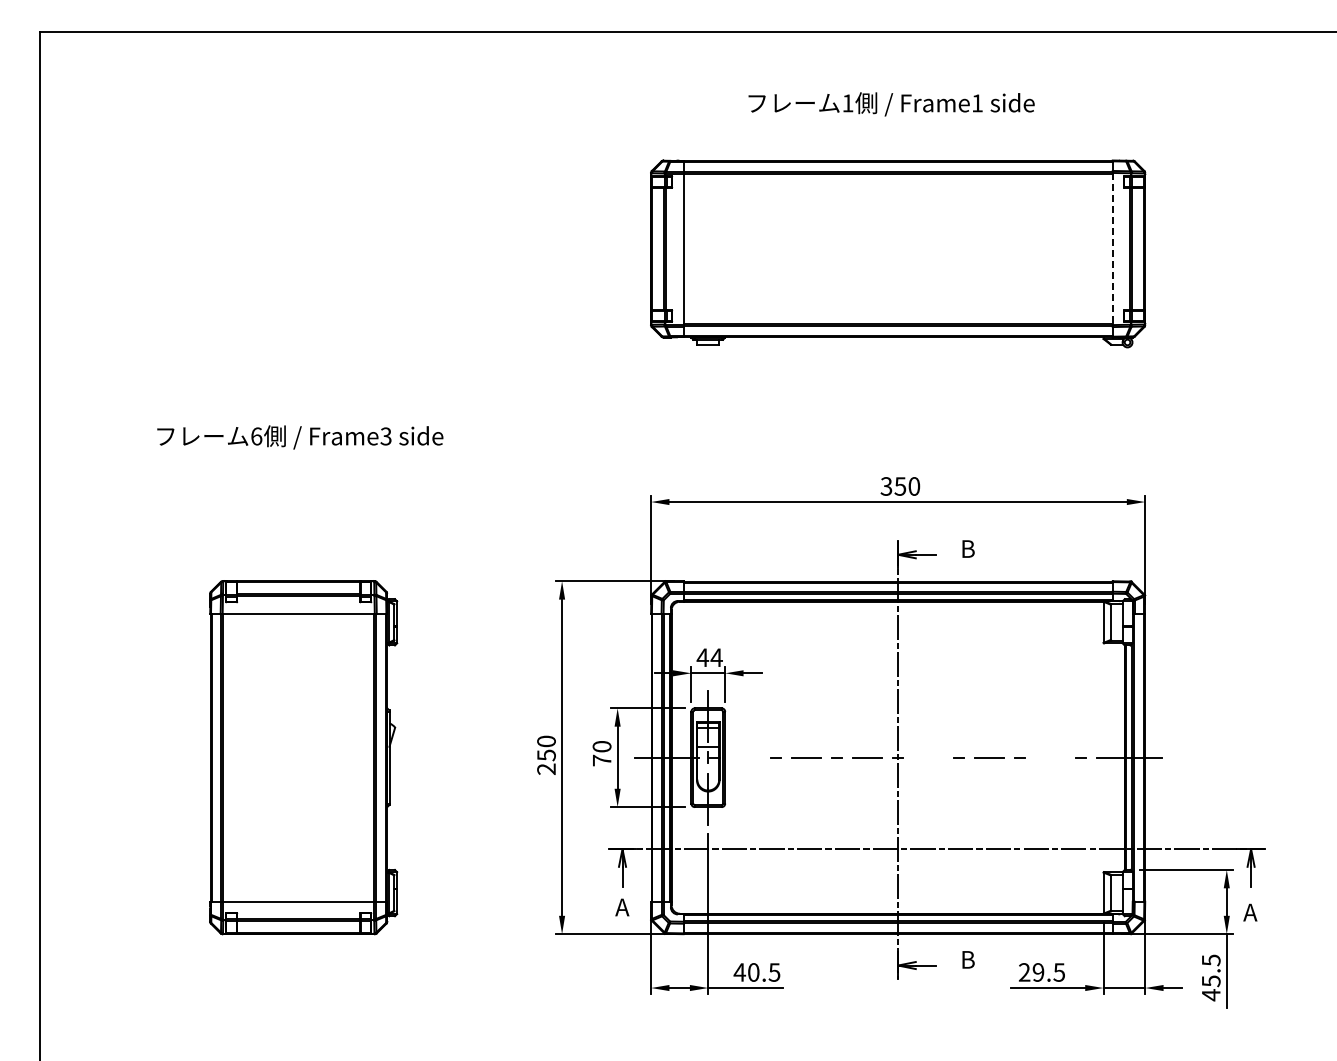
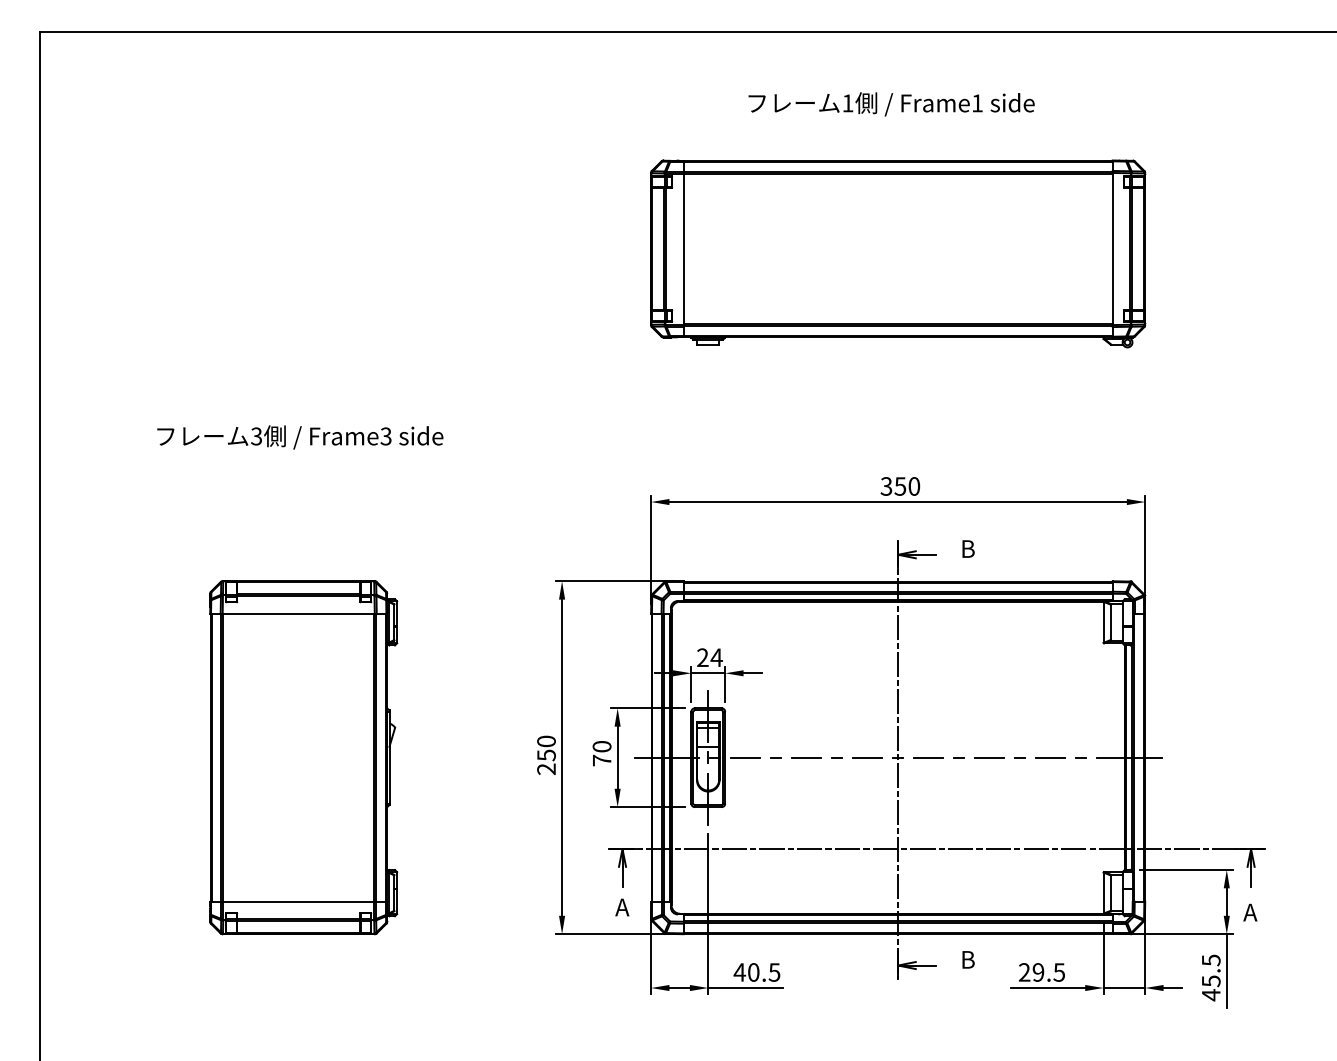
line: dashed -> solid (1112, 249)
text: 6 -> 3 (256, 436)
text: 44 -> 24 (702, 657)
line: none -> present (745, 757)
line: none -> present (928, 757)
line: none -> present (1050, 757)
